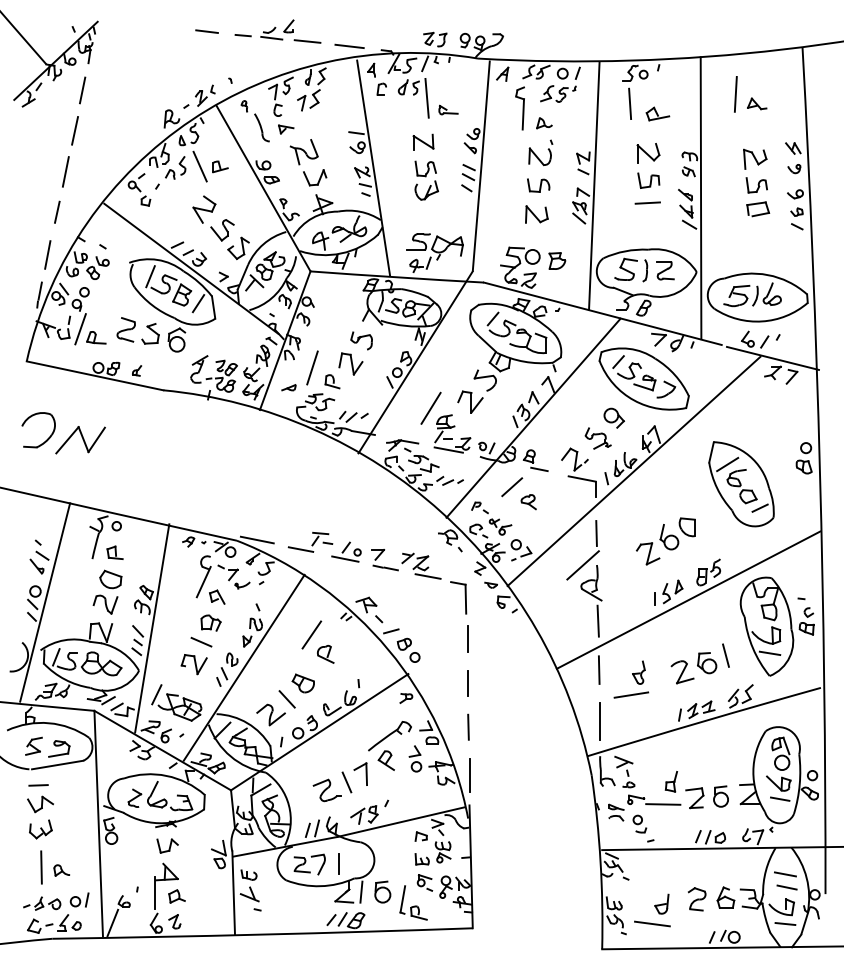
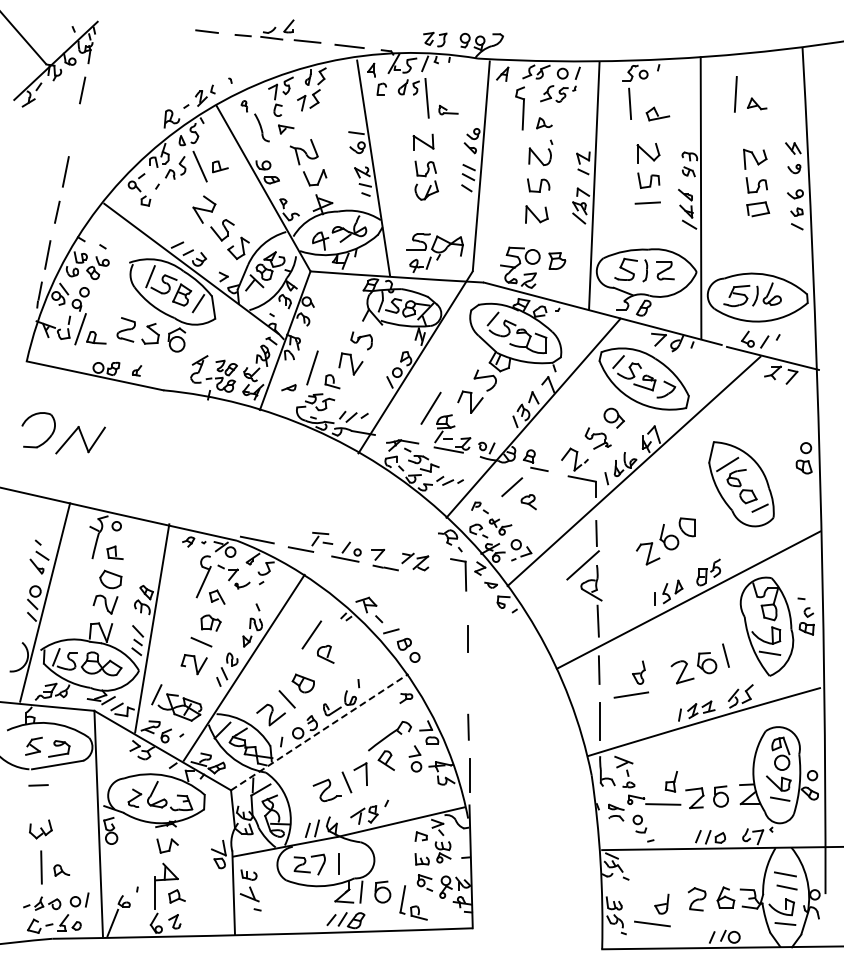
line: present -> none (75, 130)
line: present -> none (427, 576)
part position: (464, 596) -> (464, 573) (464, 573)
line: present -> none (468, 683)
line: solid -> dashed (320, 731)
part: present -> none (40, 804)
